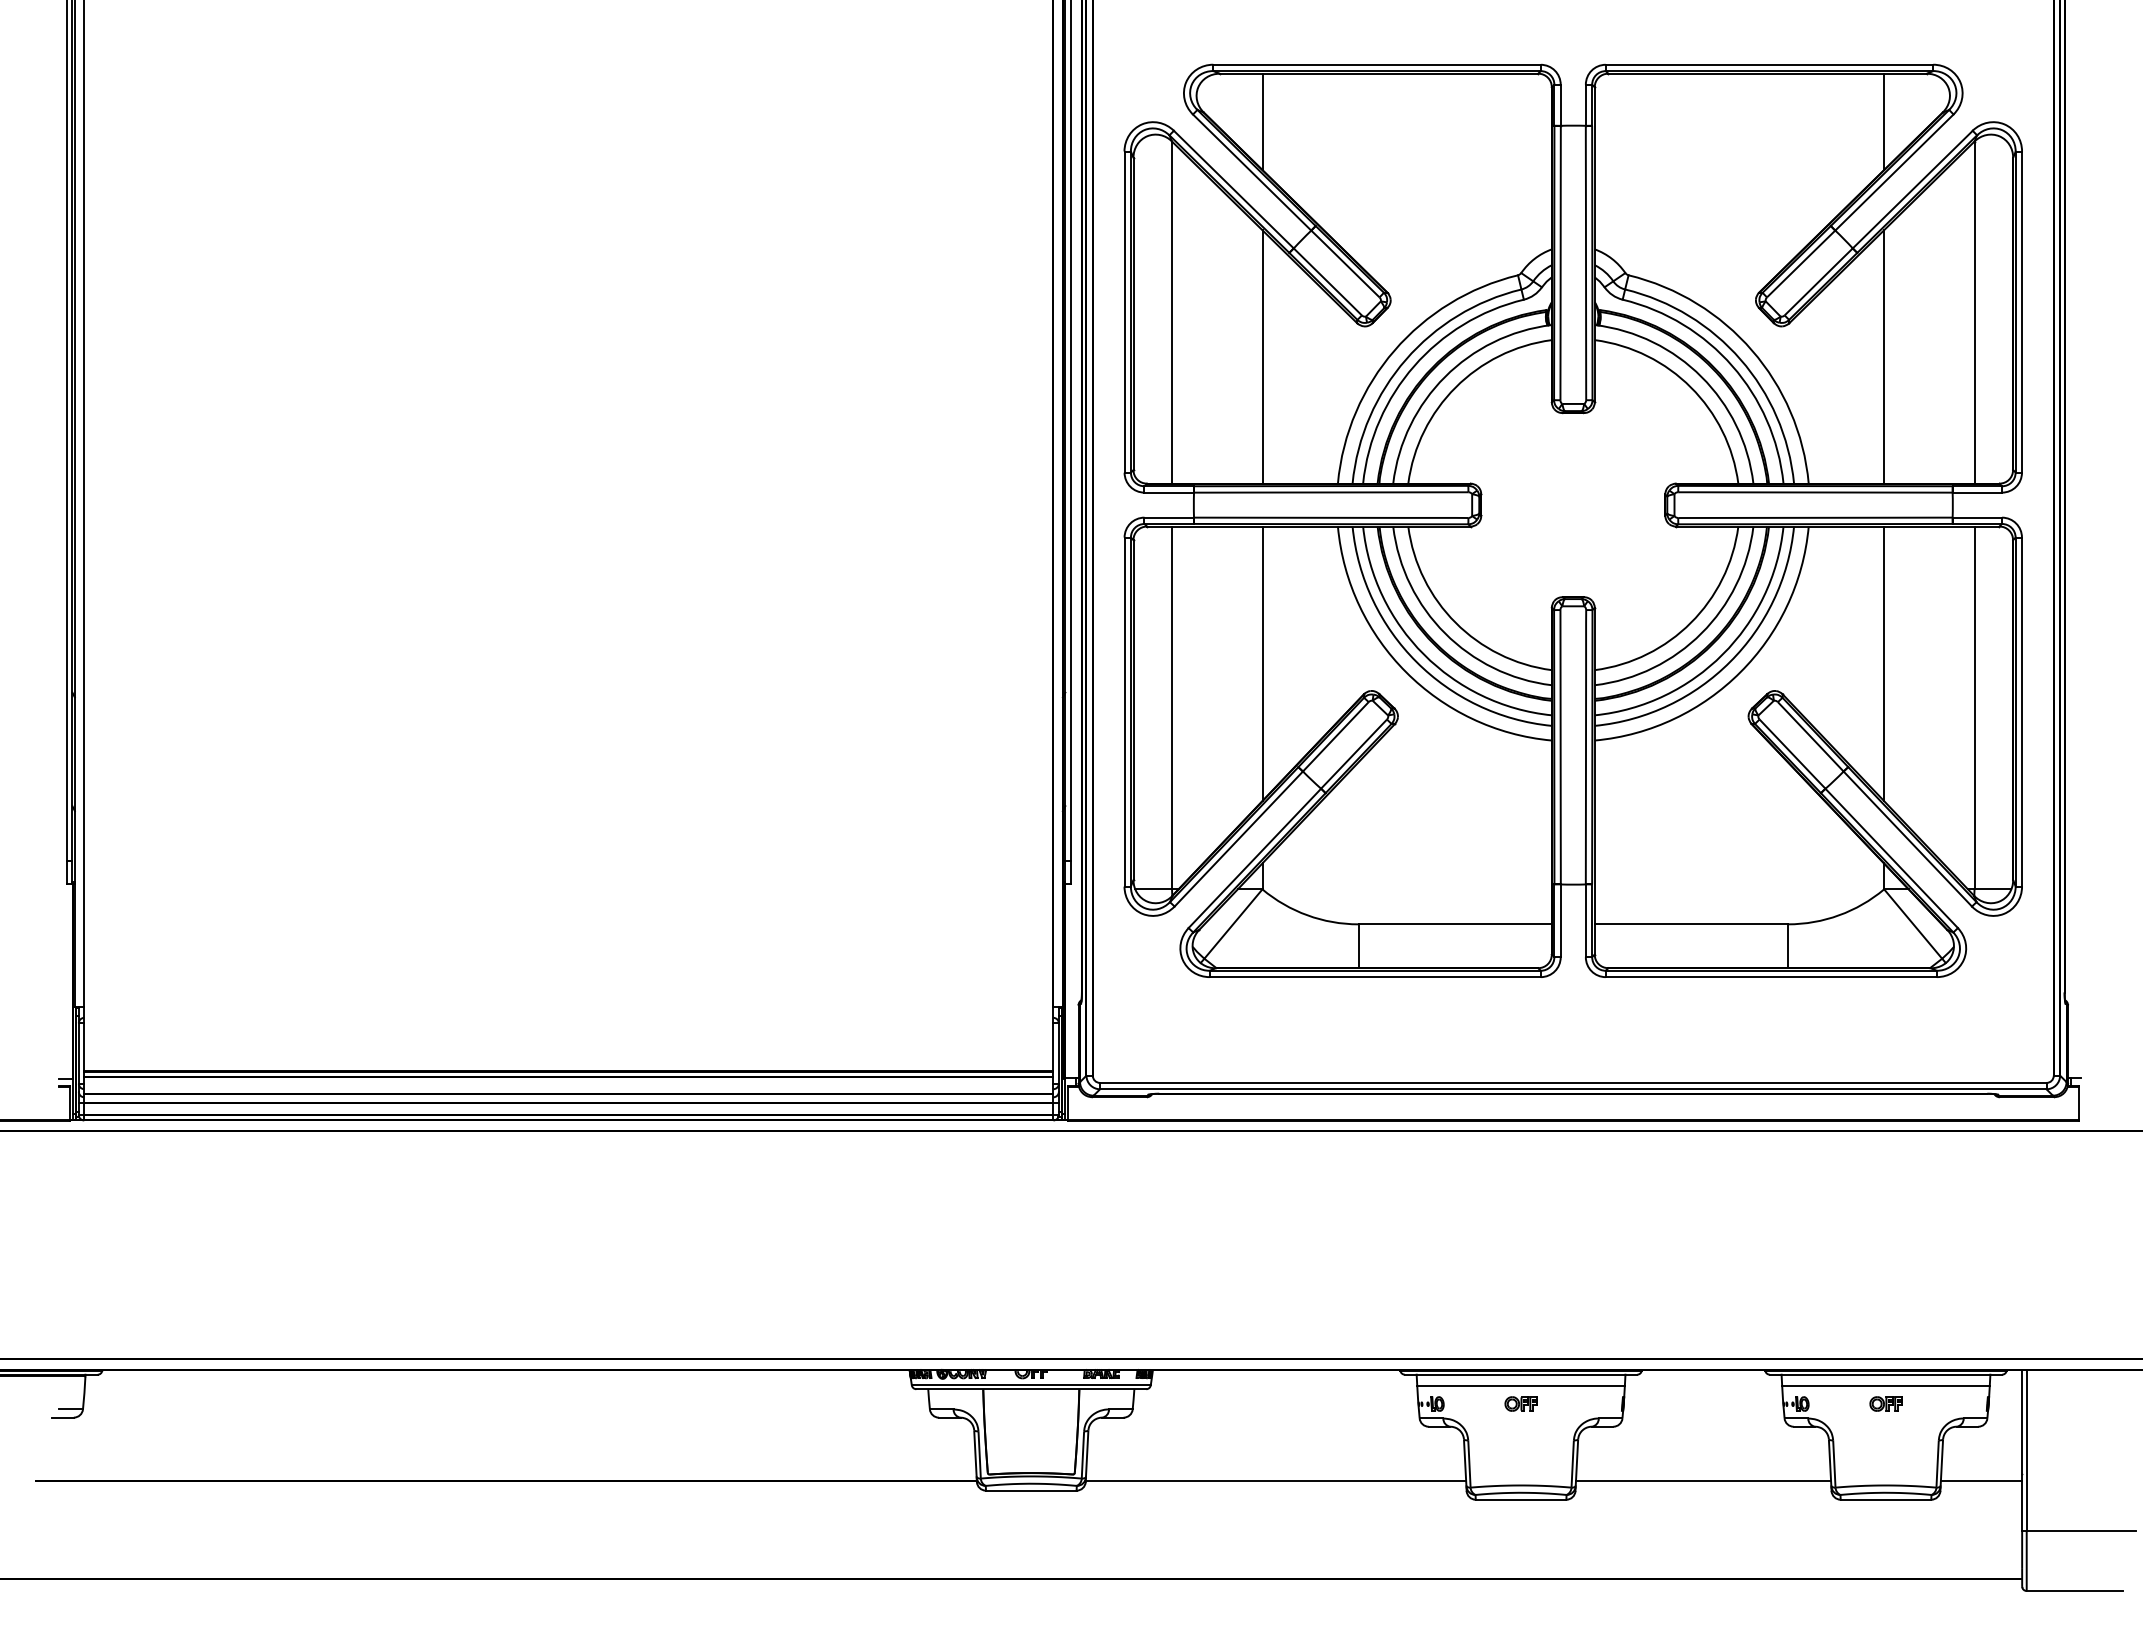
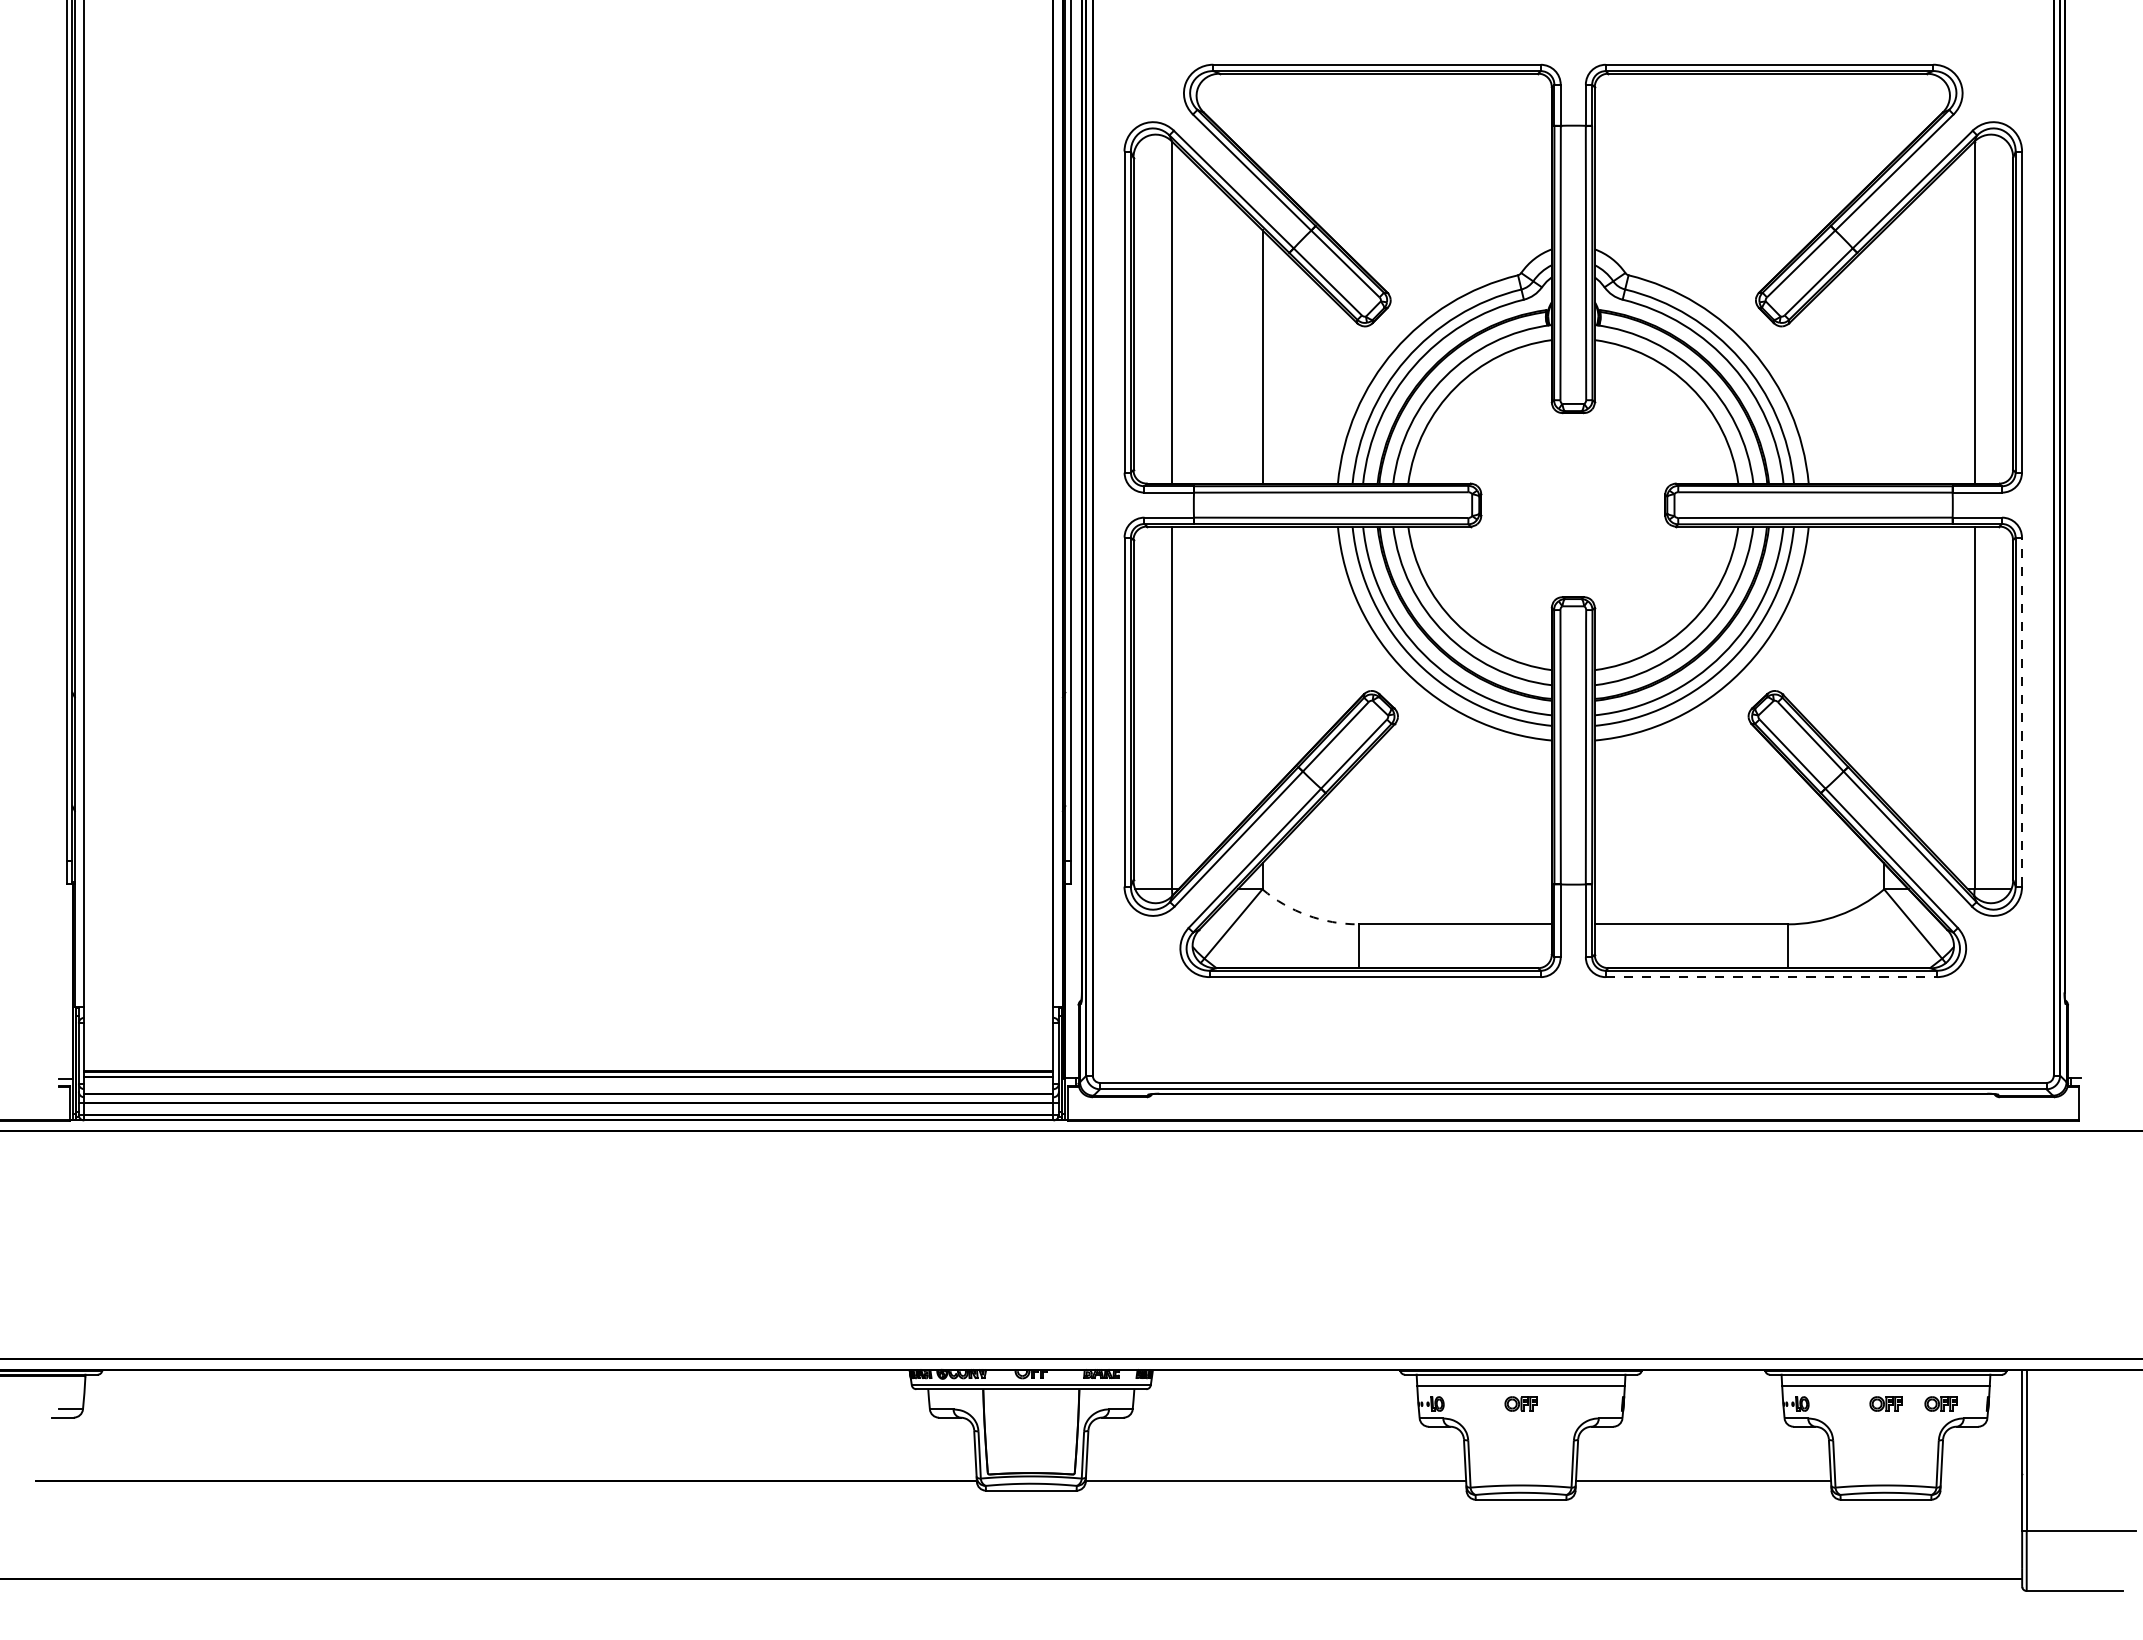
line: present -> none (1262, 121)
line: present -> none (1884, 121)
line: present -> none (1884, 356)
line: present -> none (1262, 663)
line: present -> none (1884, 663)
line: solid -> dashed (2022, 712)
arc: solid -> dashed (1307, 915)
line: solid -> dashed (1771, 977)
part: none -> present (1940, 1403)
line: present -> none (1981, 1480)
